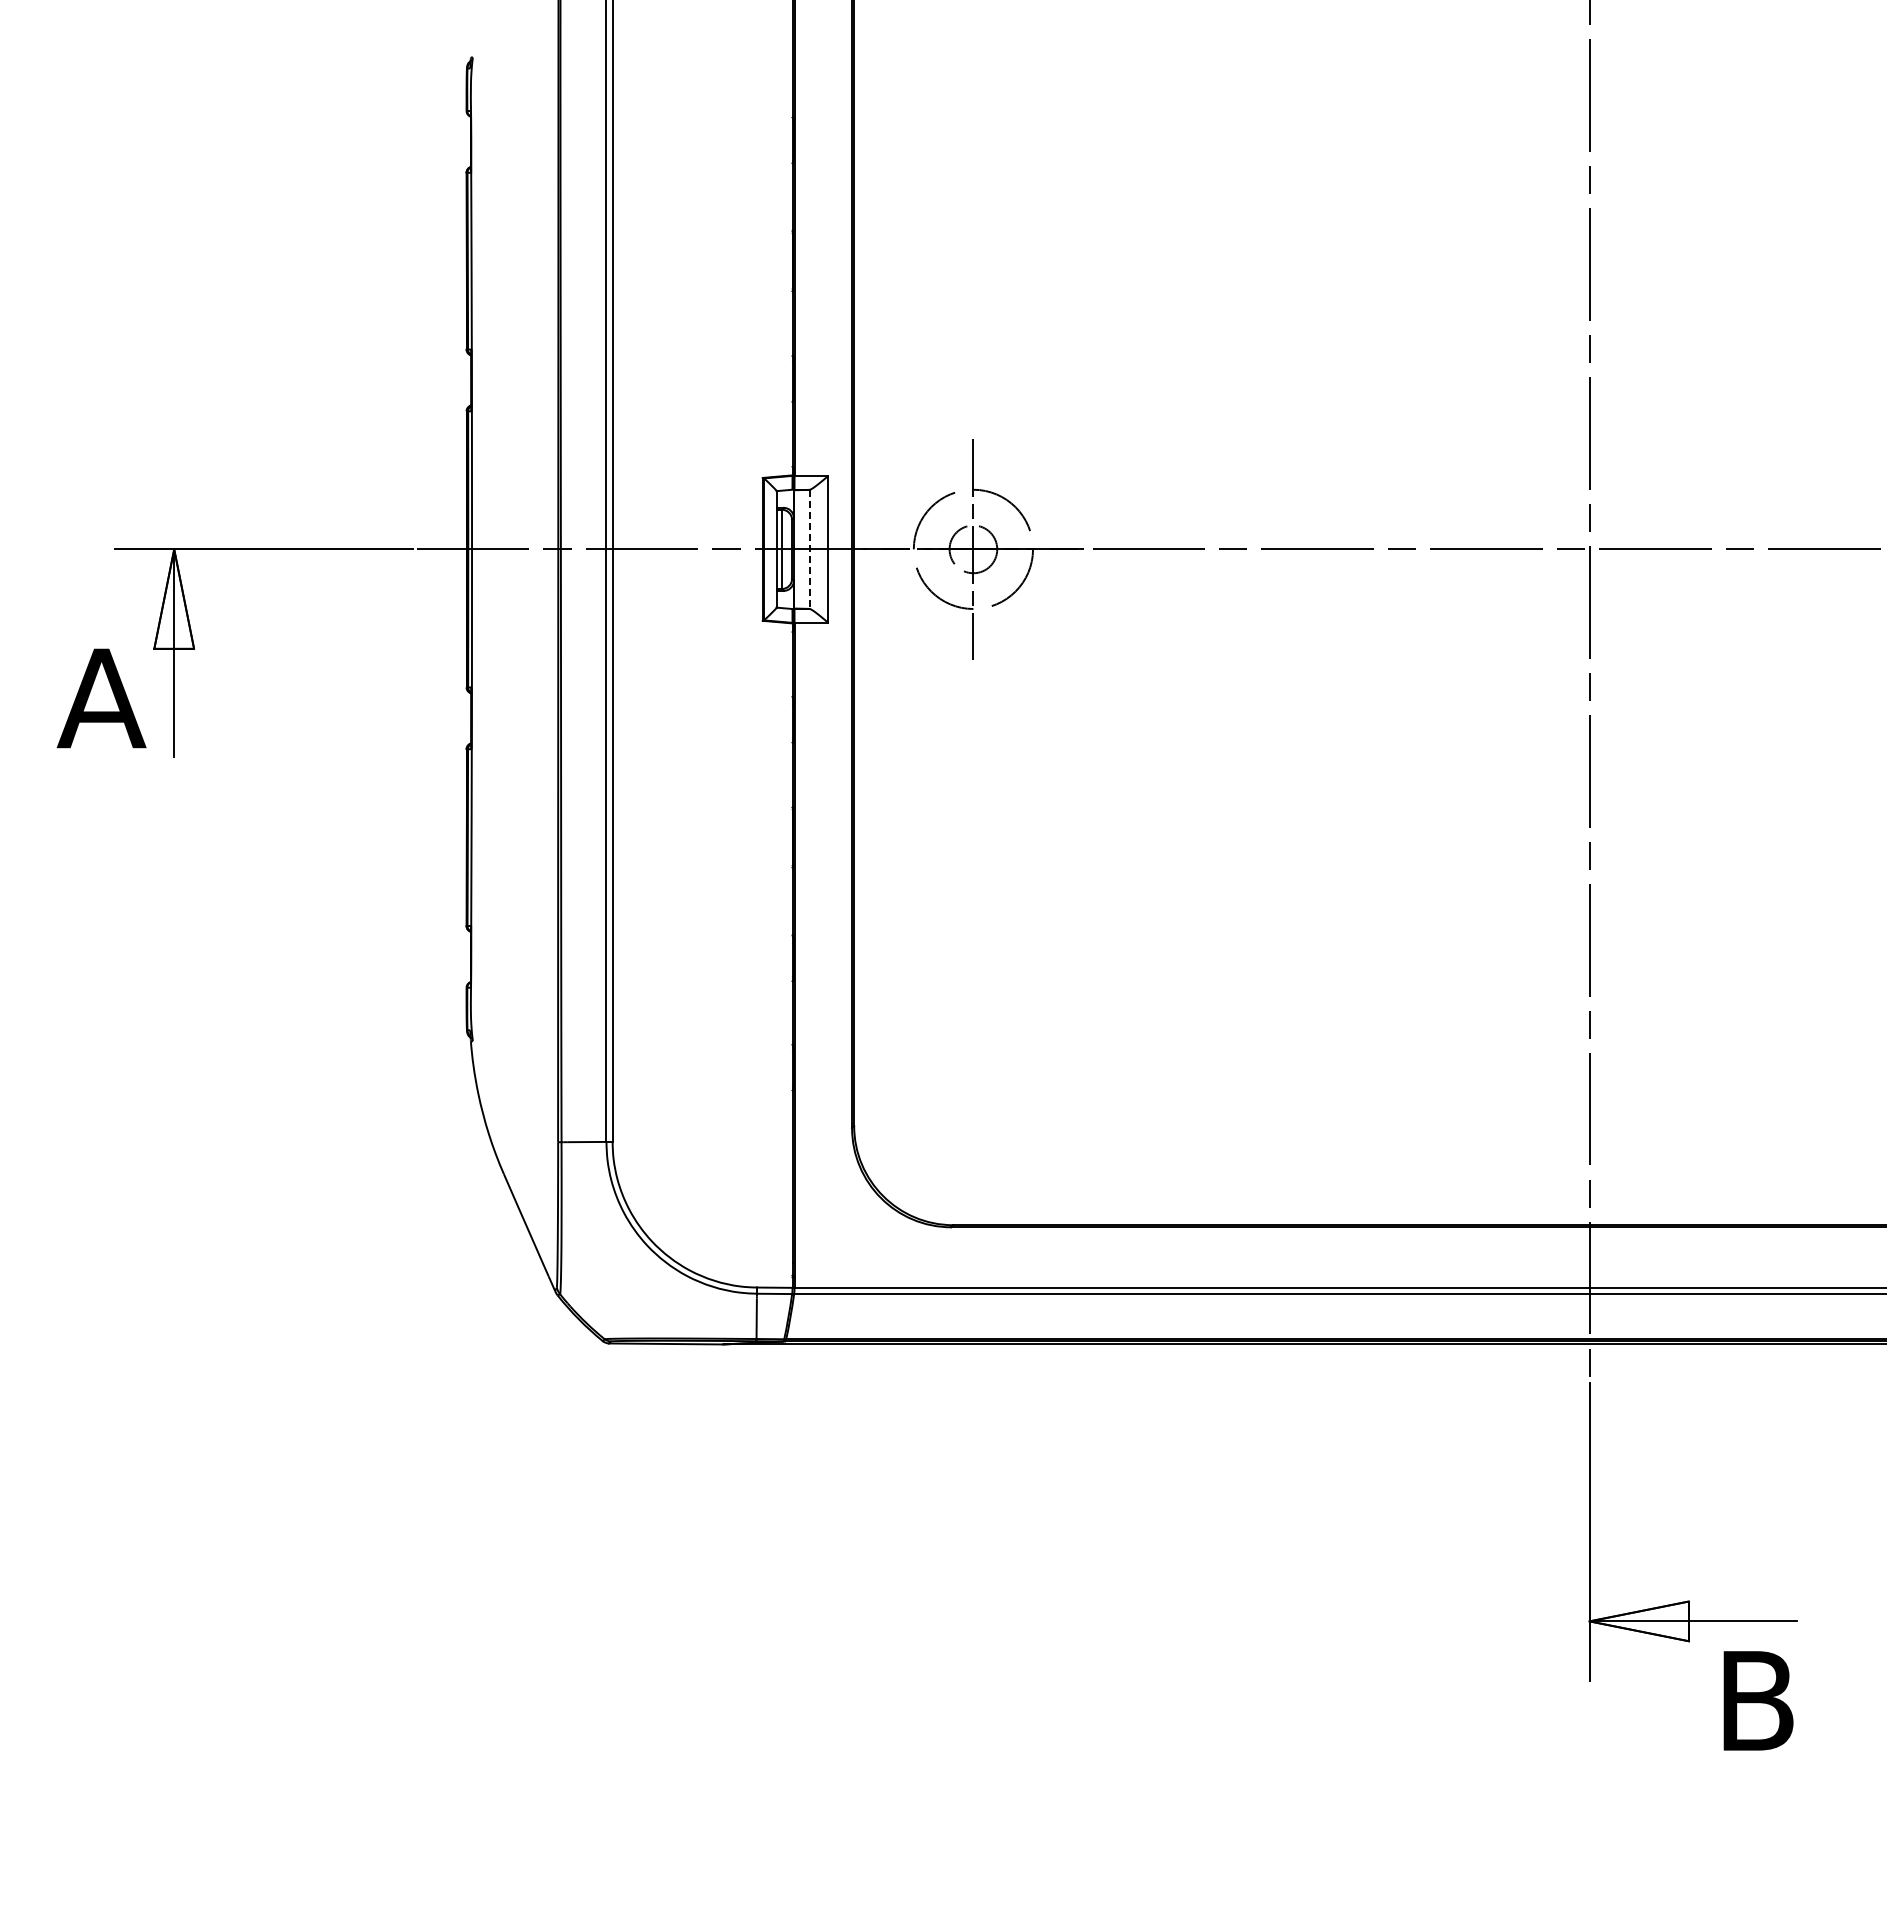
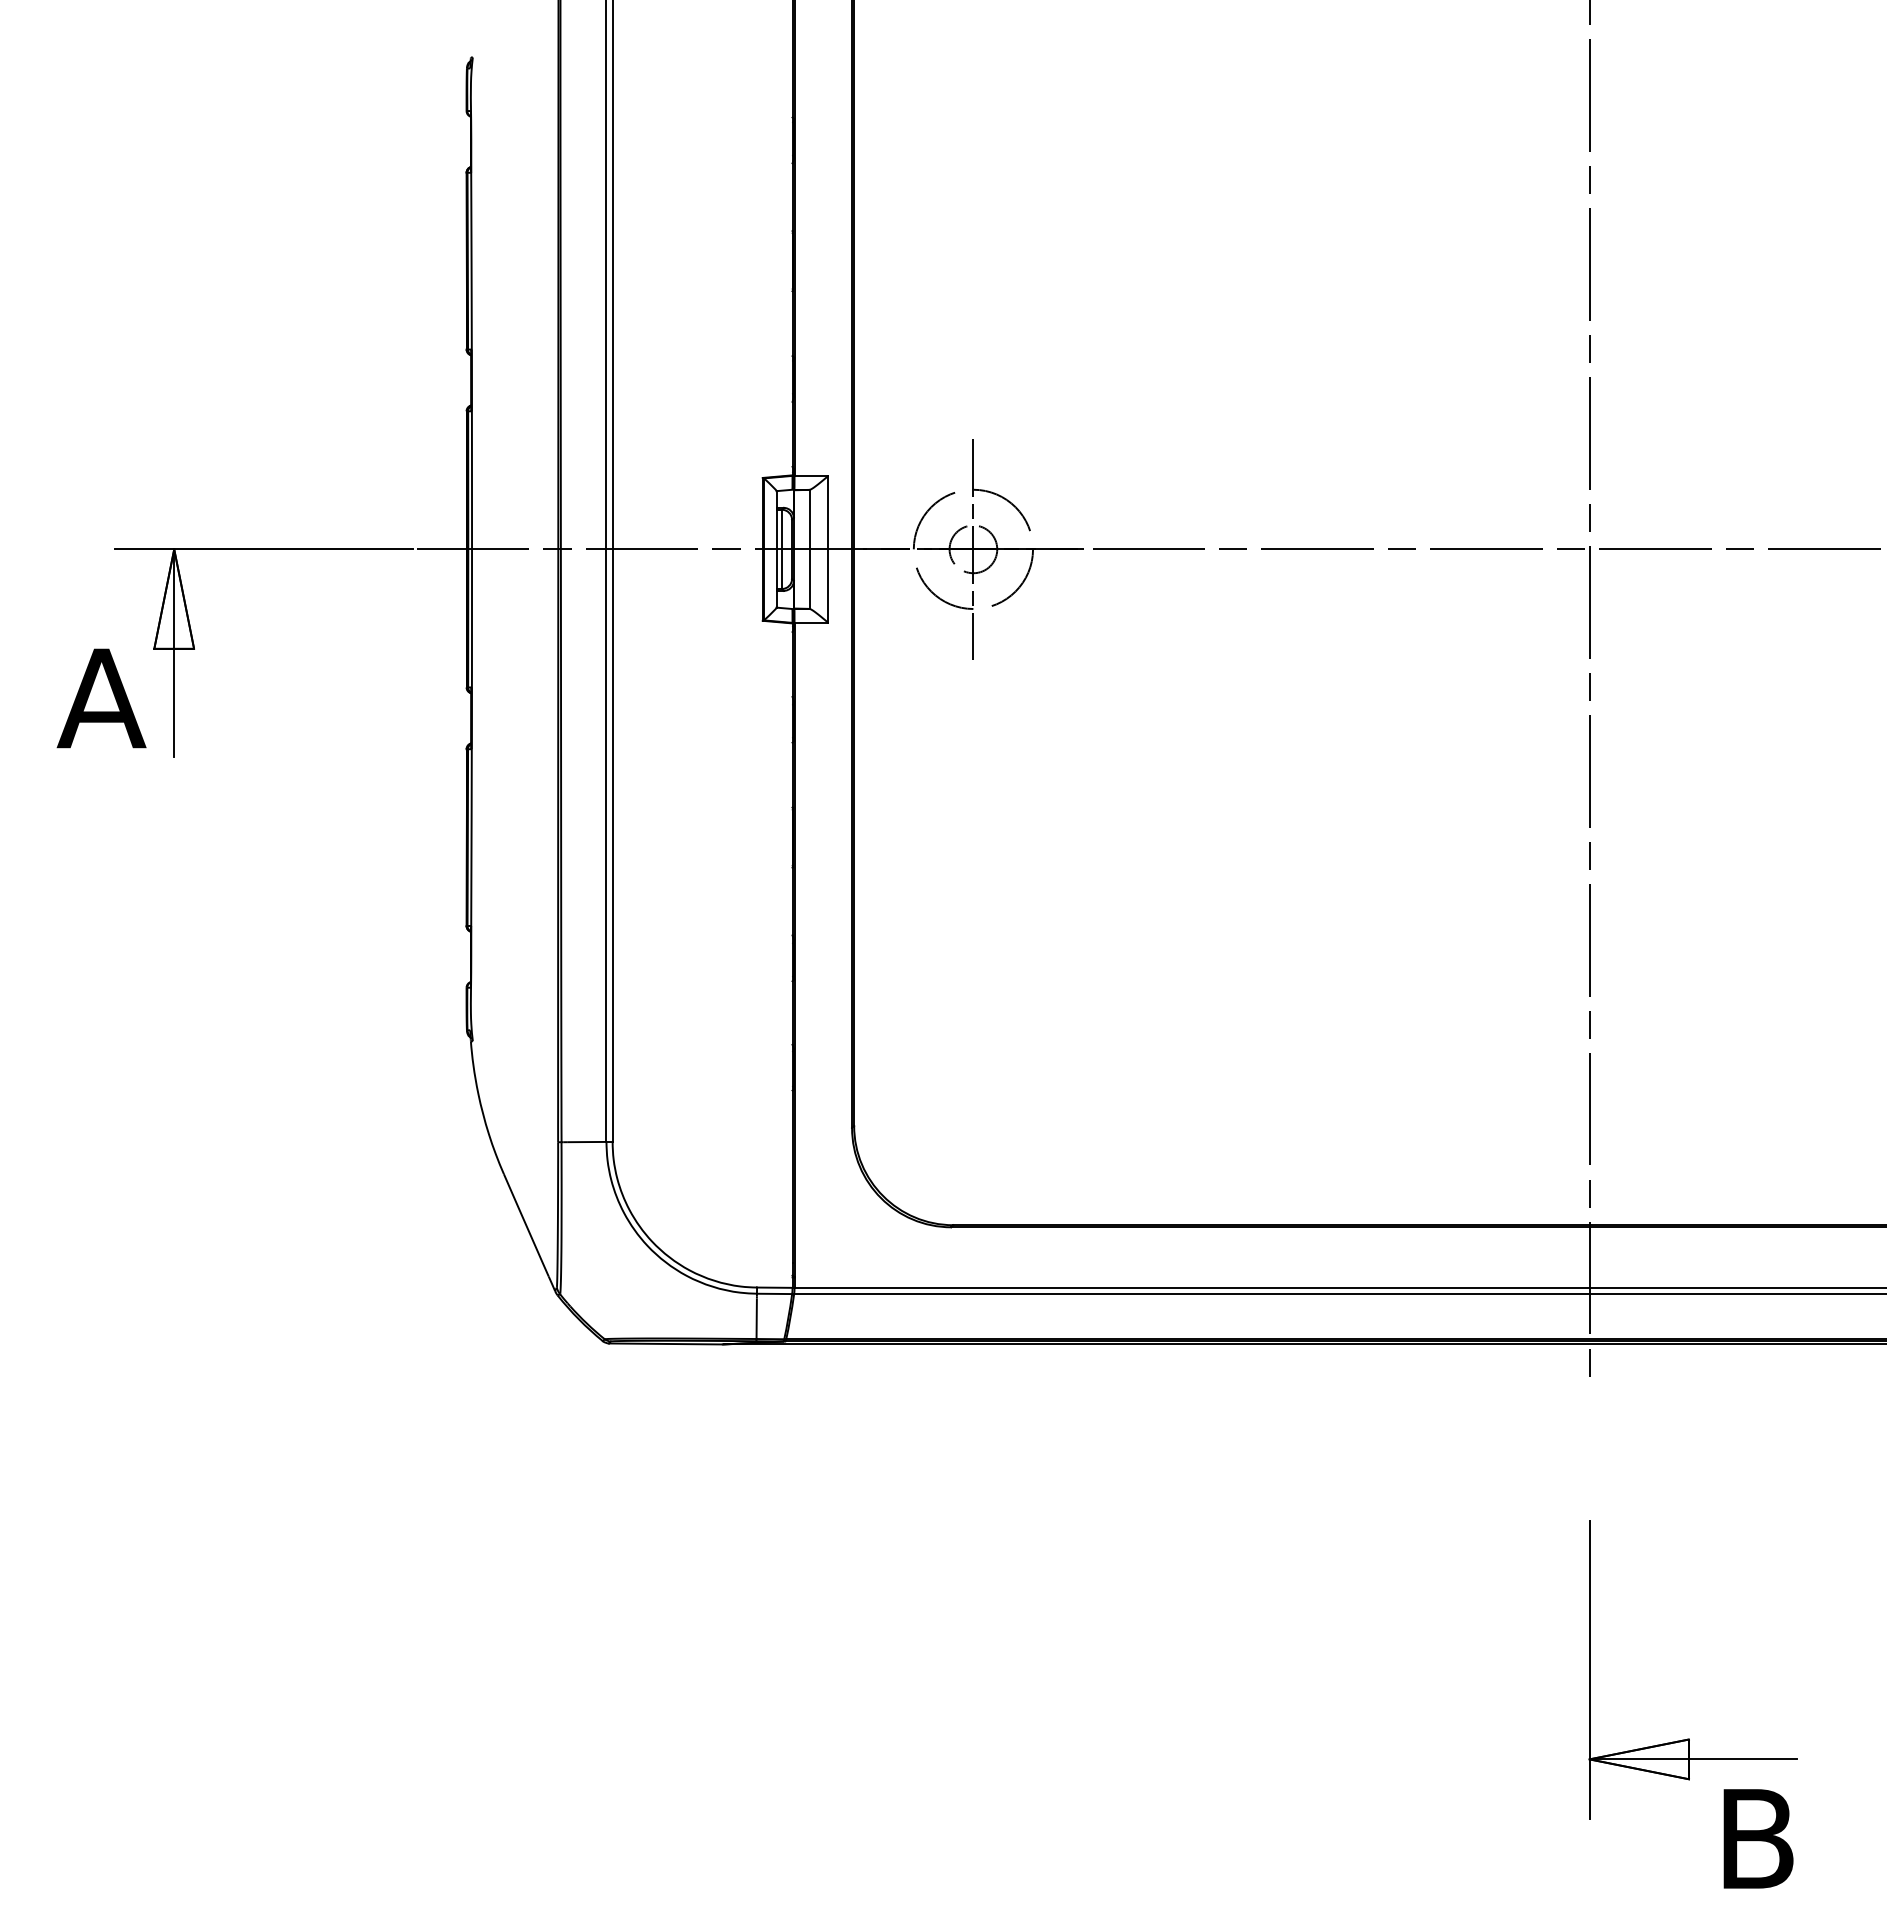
line: dashed -> solid (809, 549)
part position: (1689, 1600) -> (1689, 1738) (1689, 1738)
